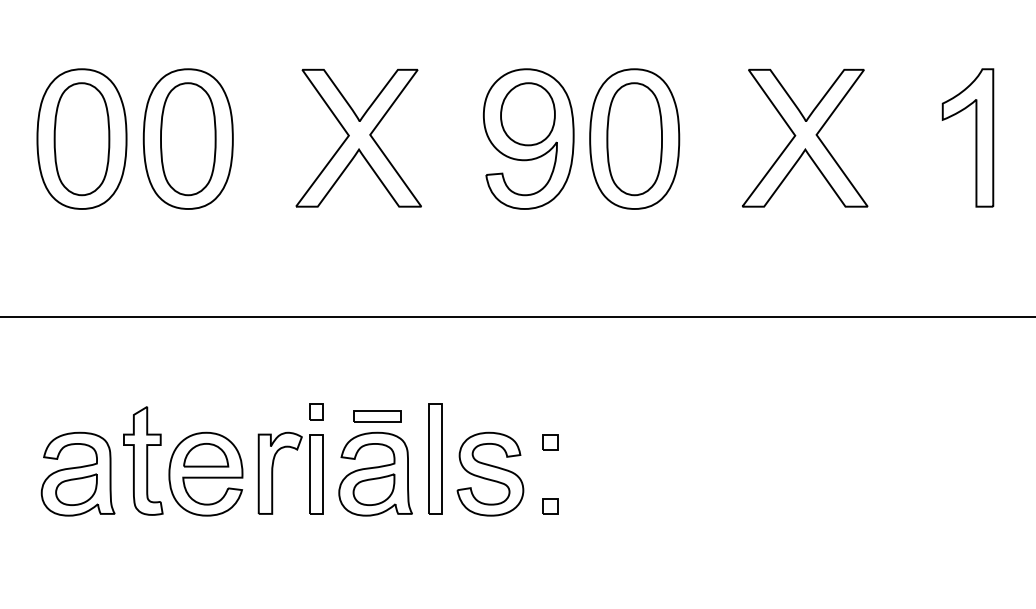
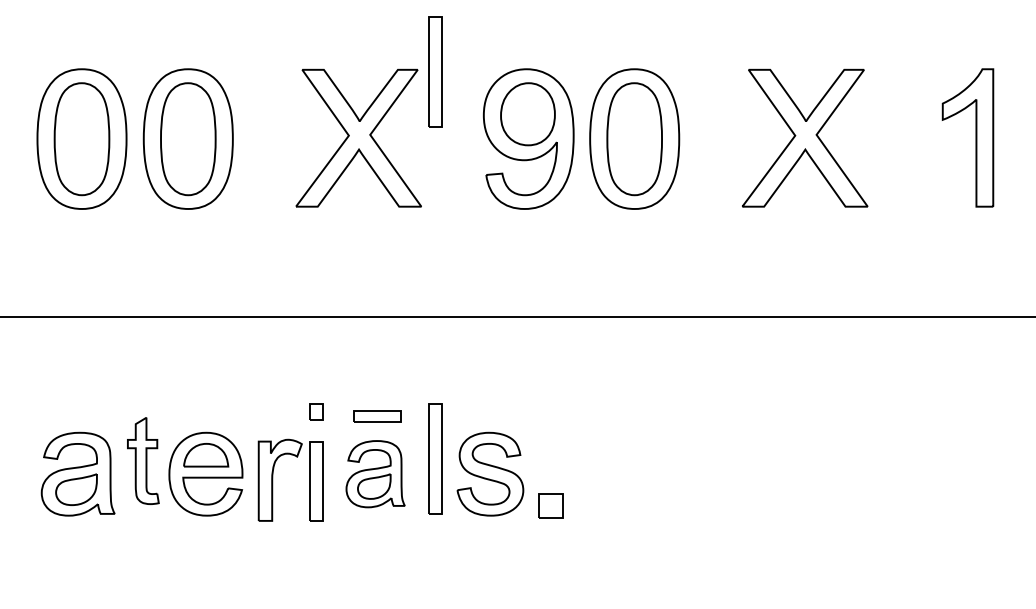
part: none -> present (435, 71)
part: present -> none (550, 442)
part size: 41x110 px -> 33x88 px (143, 460)
part position: (273, 472) -> (273, 479) (273, 479)
part size: 75x86 px -> 61x69 px (375, 474)
part size: 17x17 px -> 26x26 px (550, 505)
